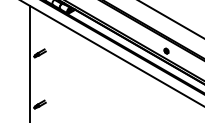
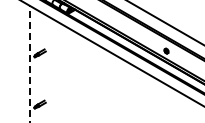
line position: (171, 19) -> (165, 22) (165, 22)
line: solid -> dashed (29, 63)
